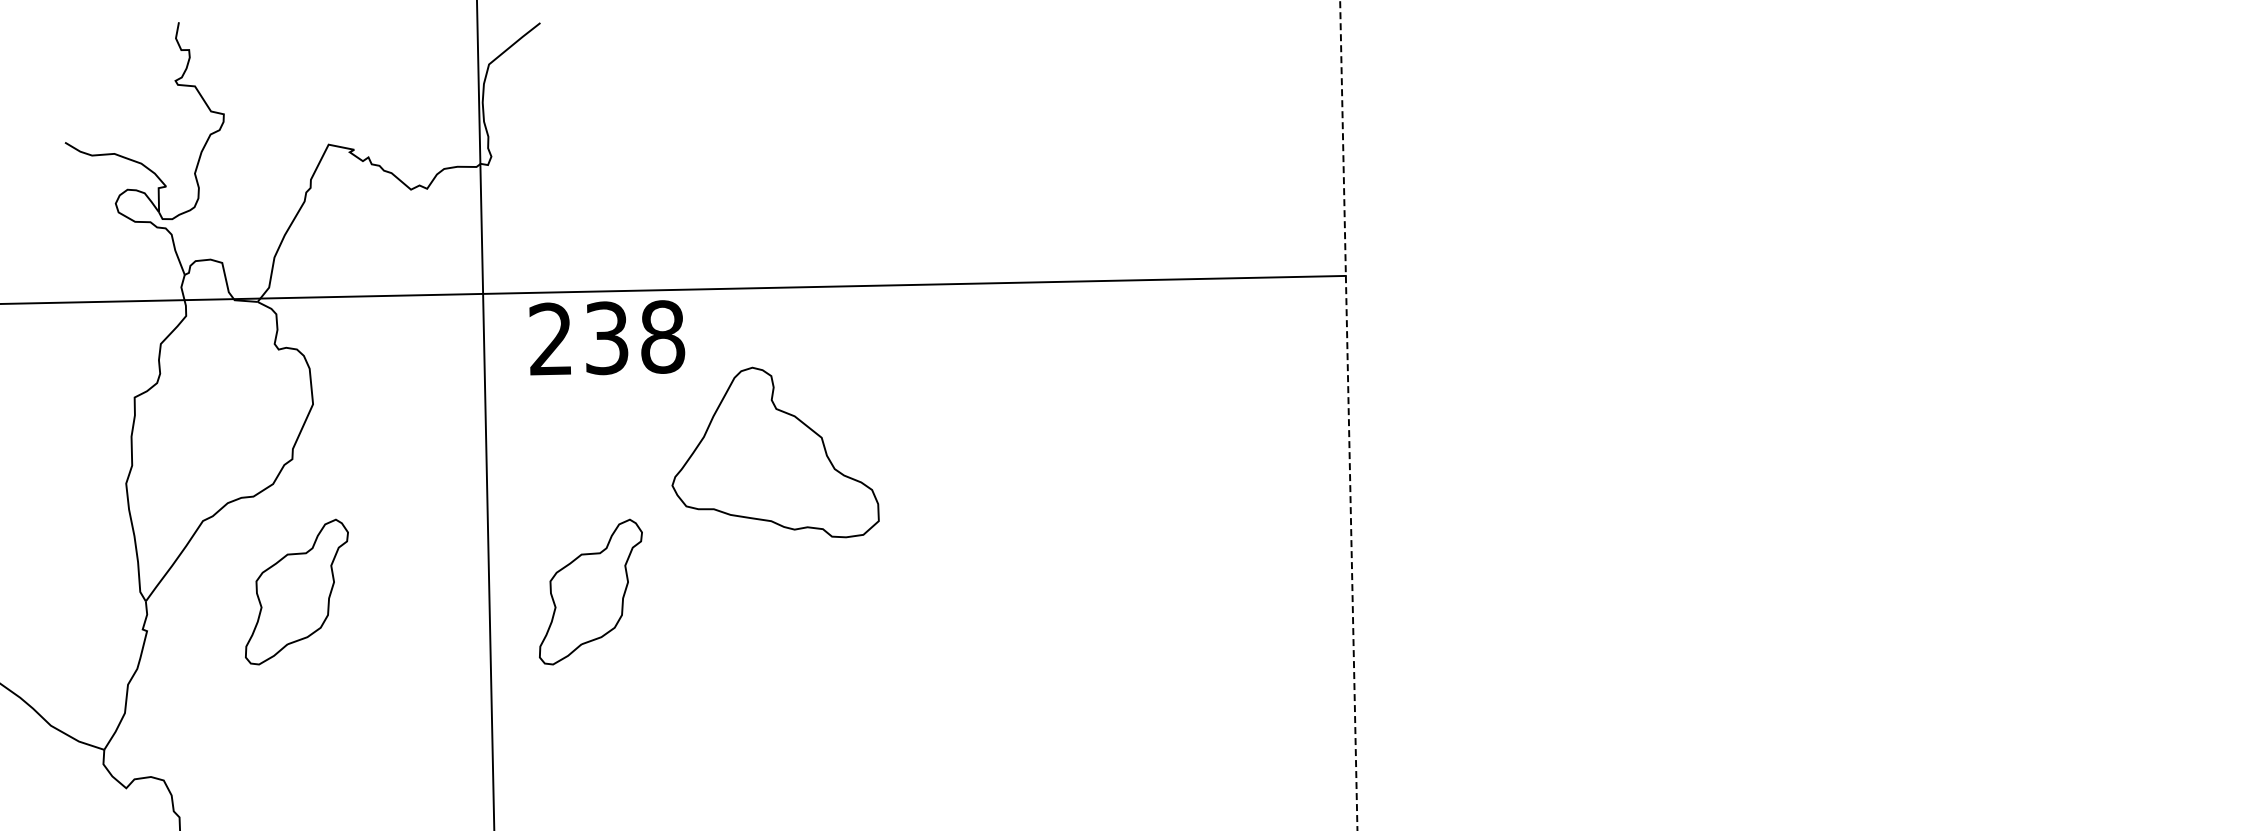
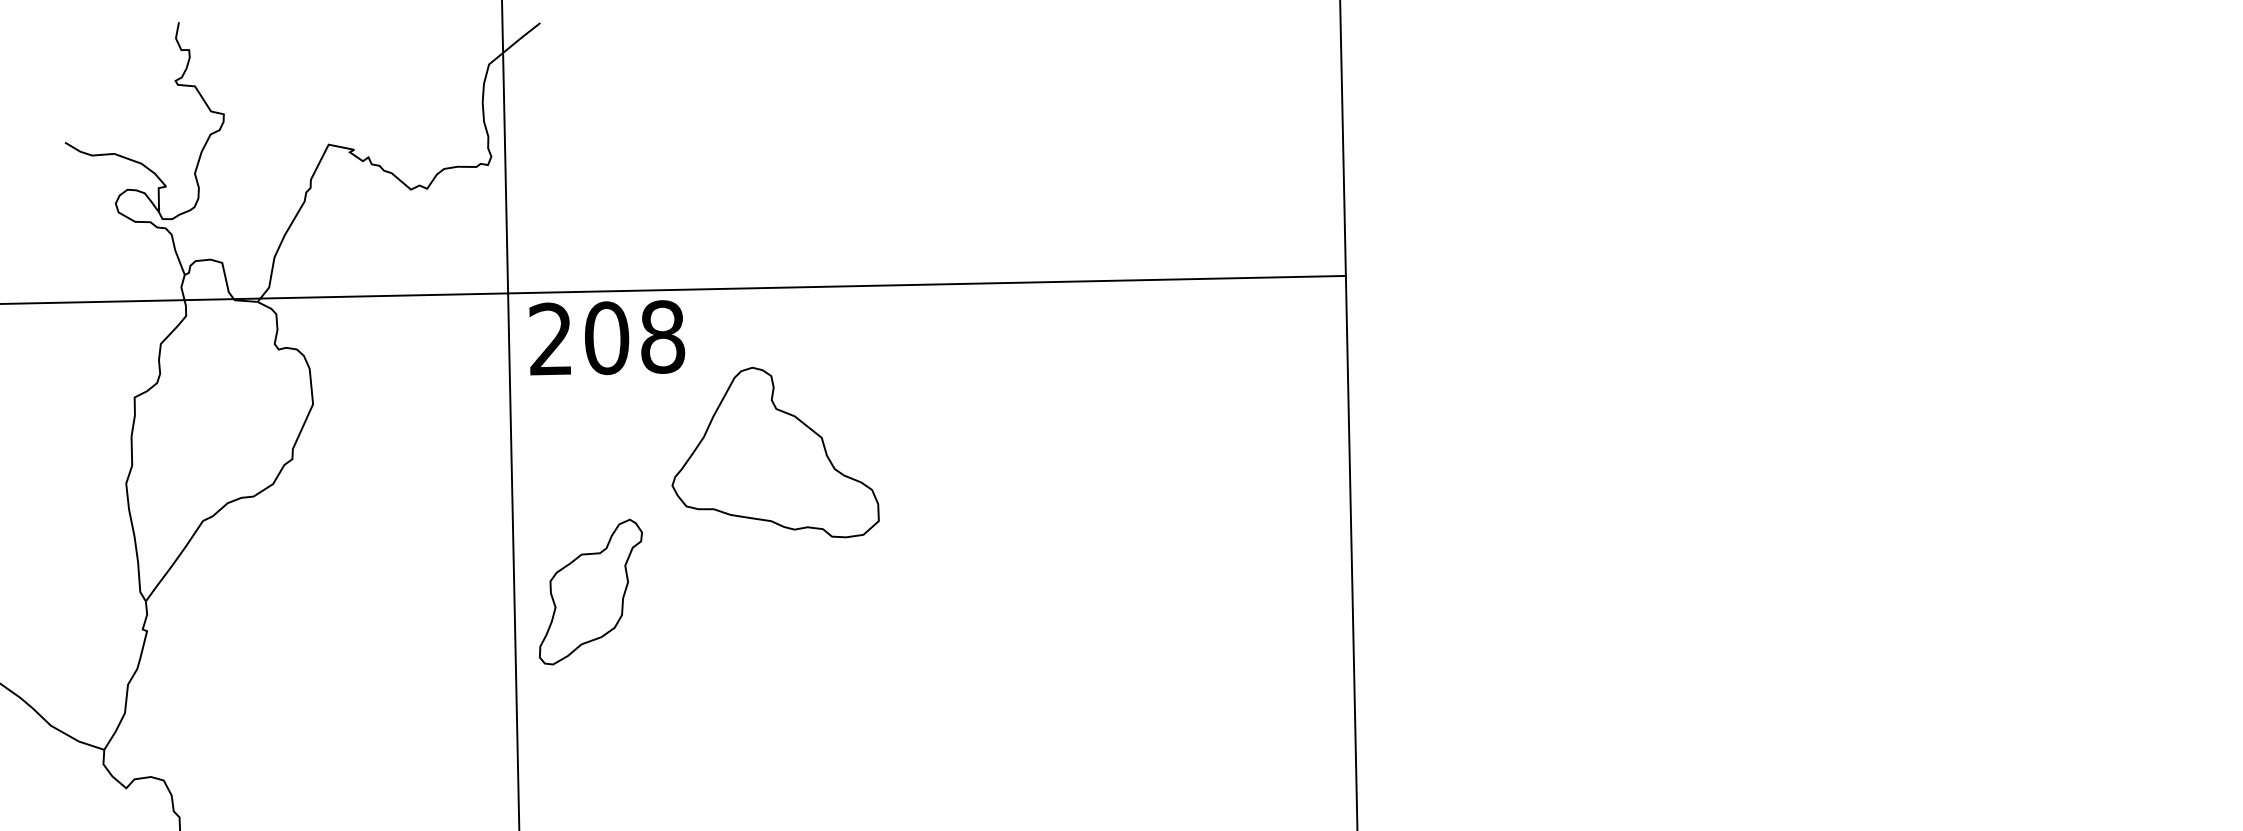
text: 238 -> 208 (607, 338)
line position: (485, 414) -> (510, 414) (510, 414)
line: dashed -> solid (1348, 415)
part: present -> none (296, 591)
